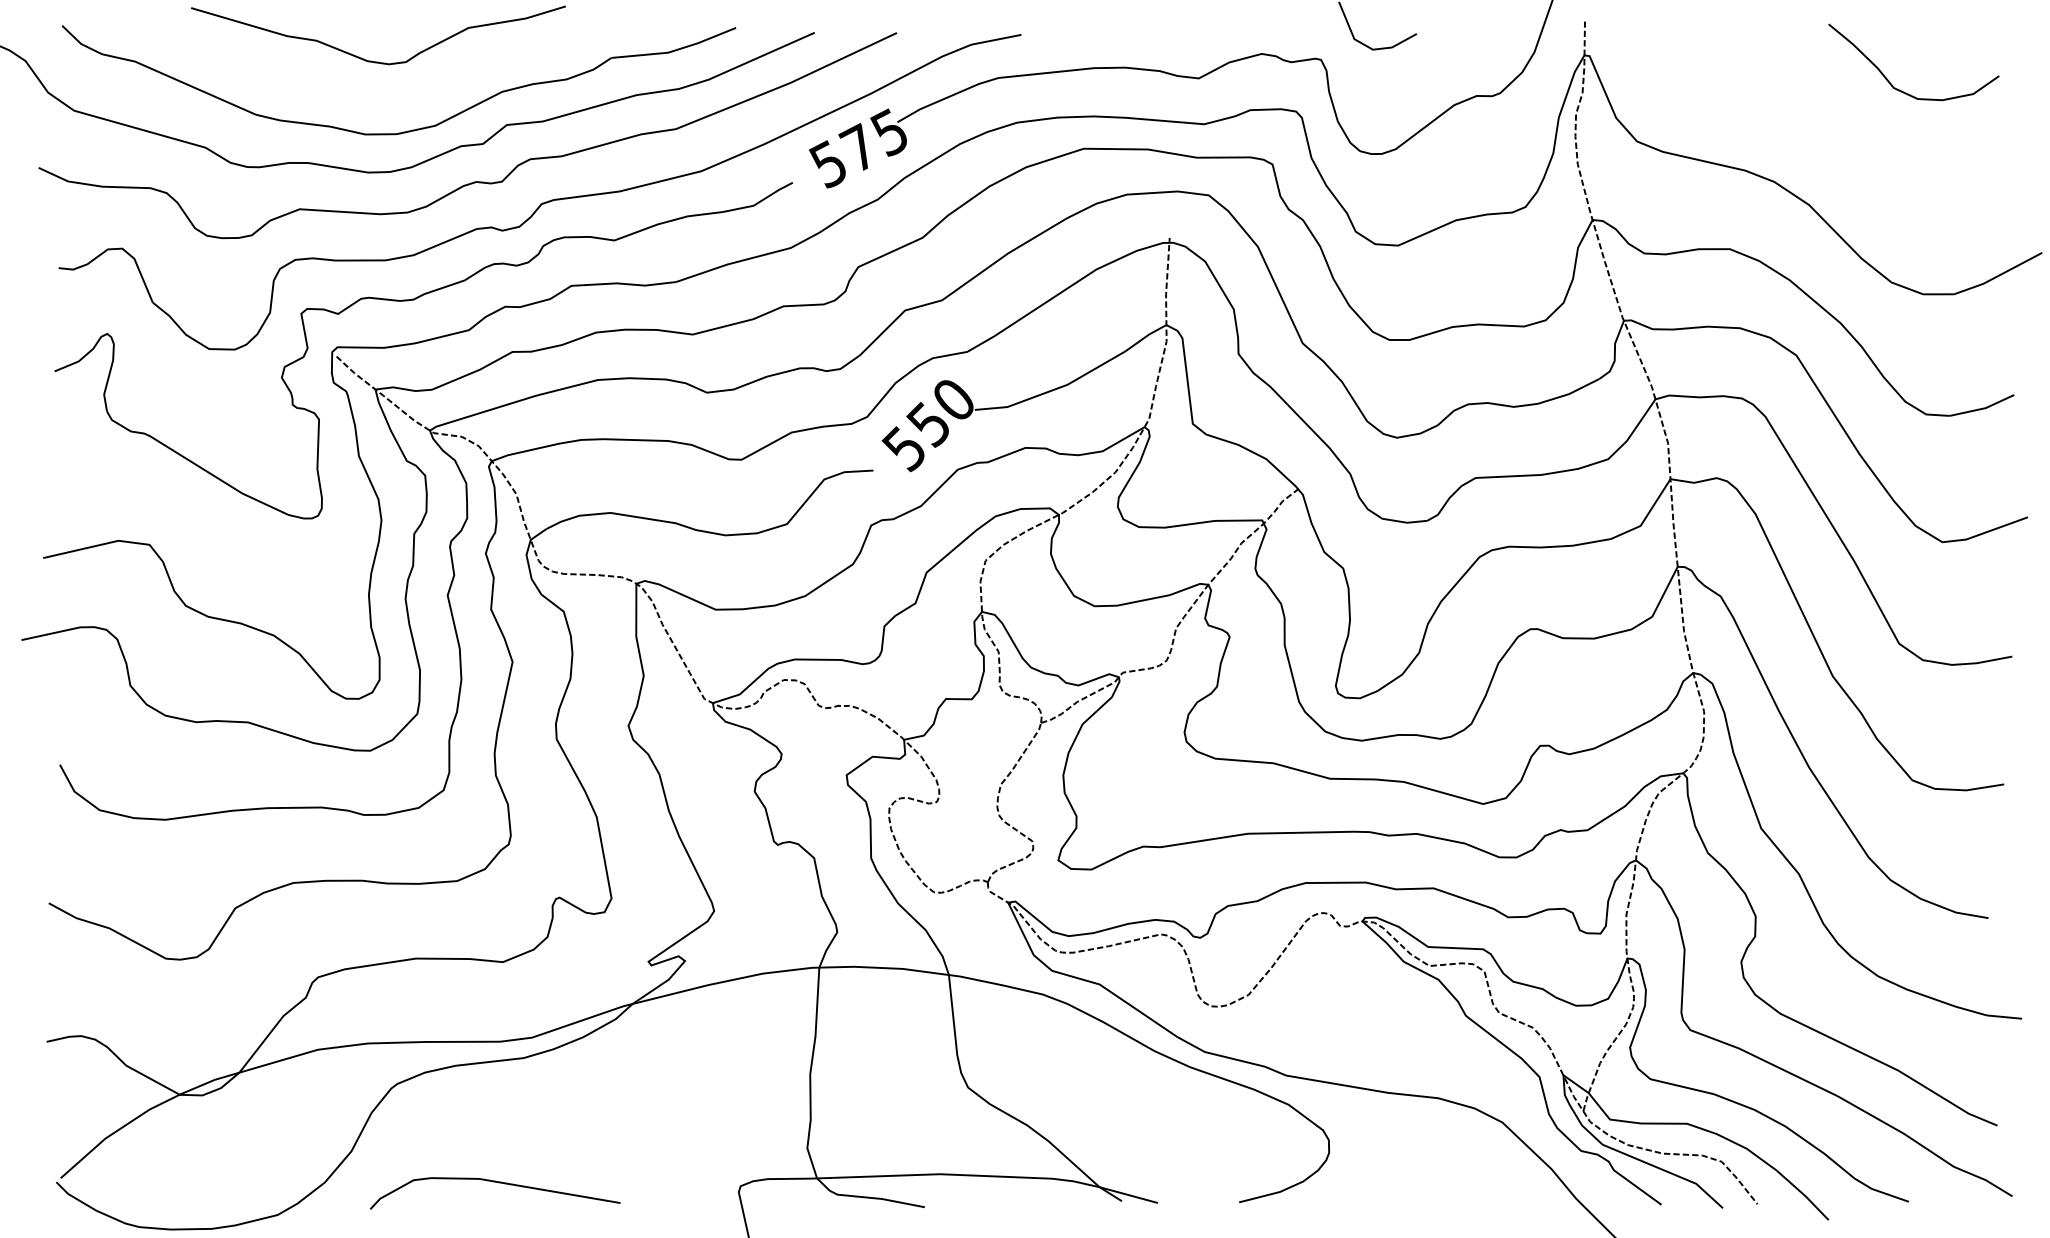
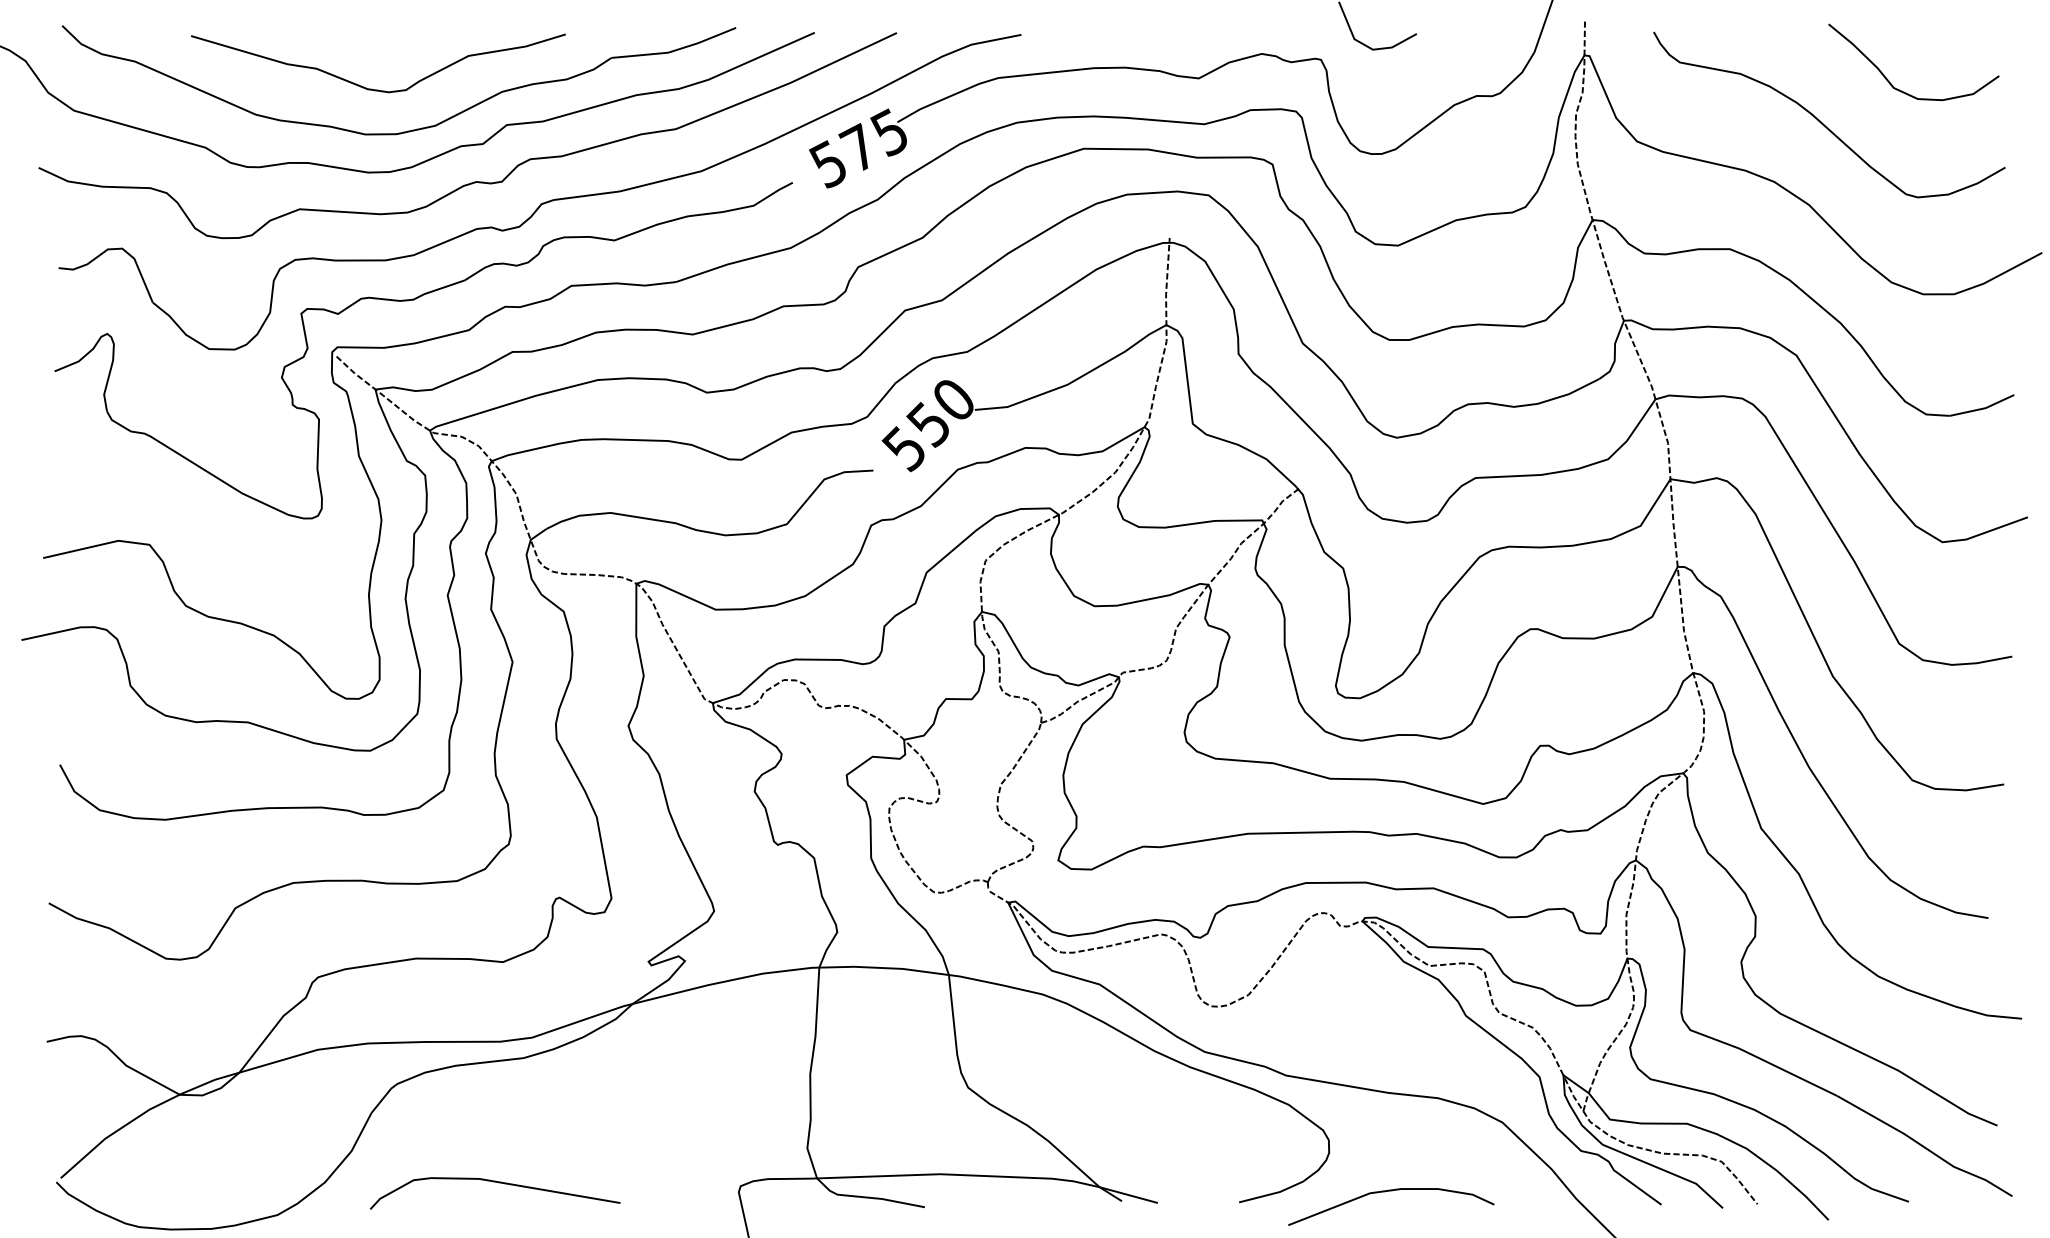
curve position: (371, 60) -> (371, 88) (371, 88)
curve: none -> present (1821, 121)
curve: none -> present (1391, 1191)
